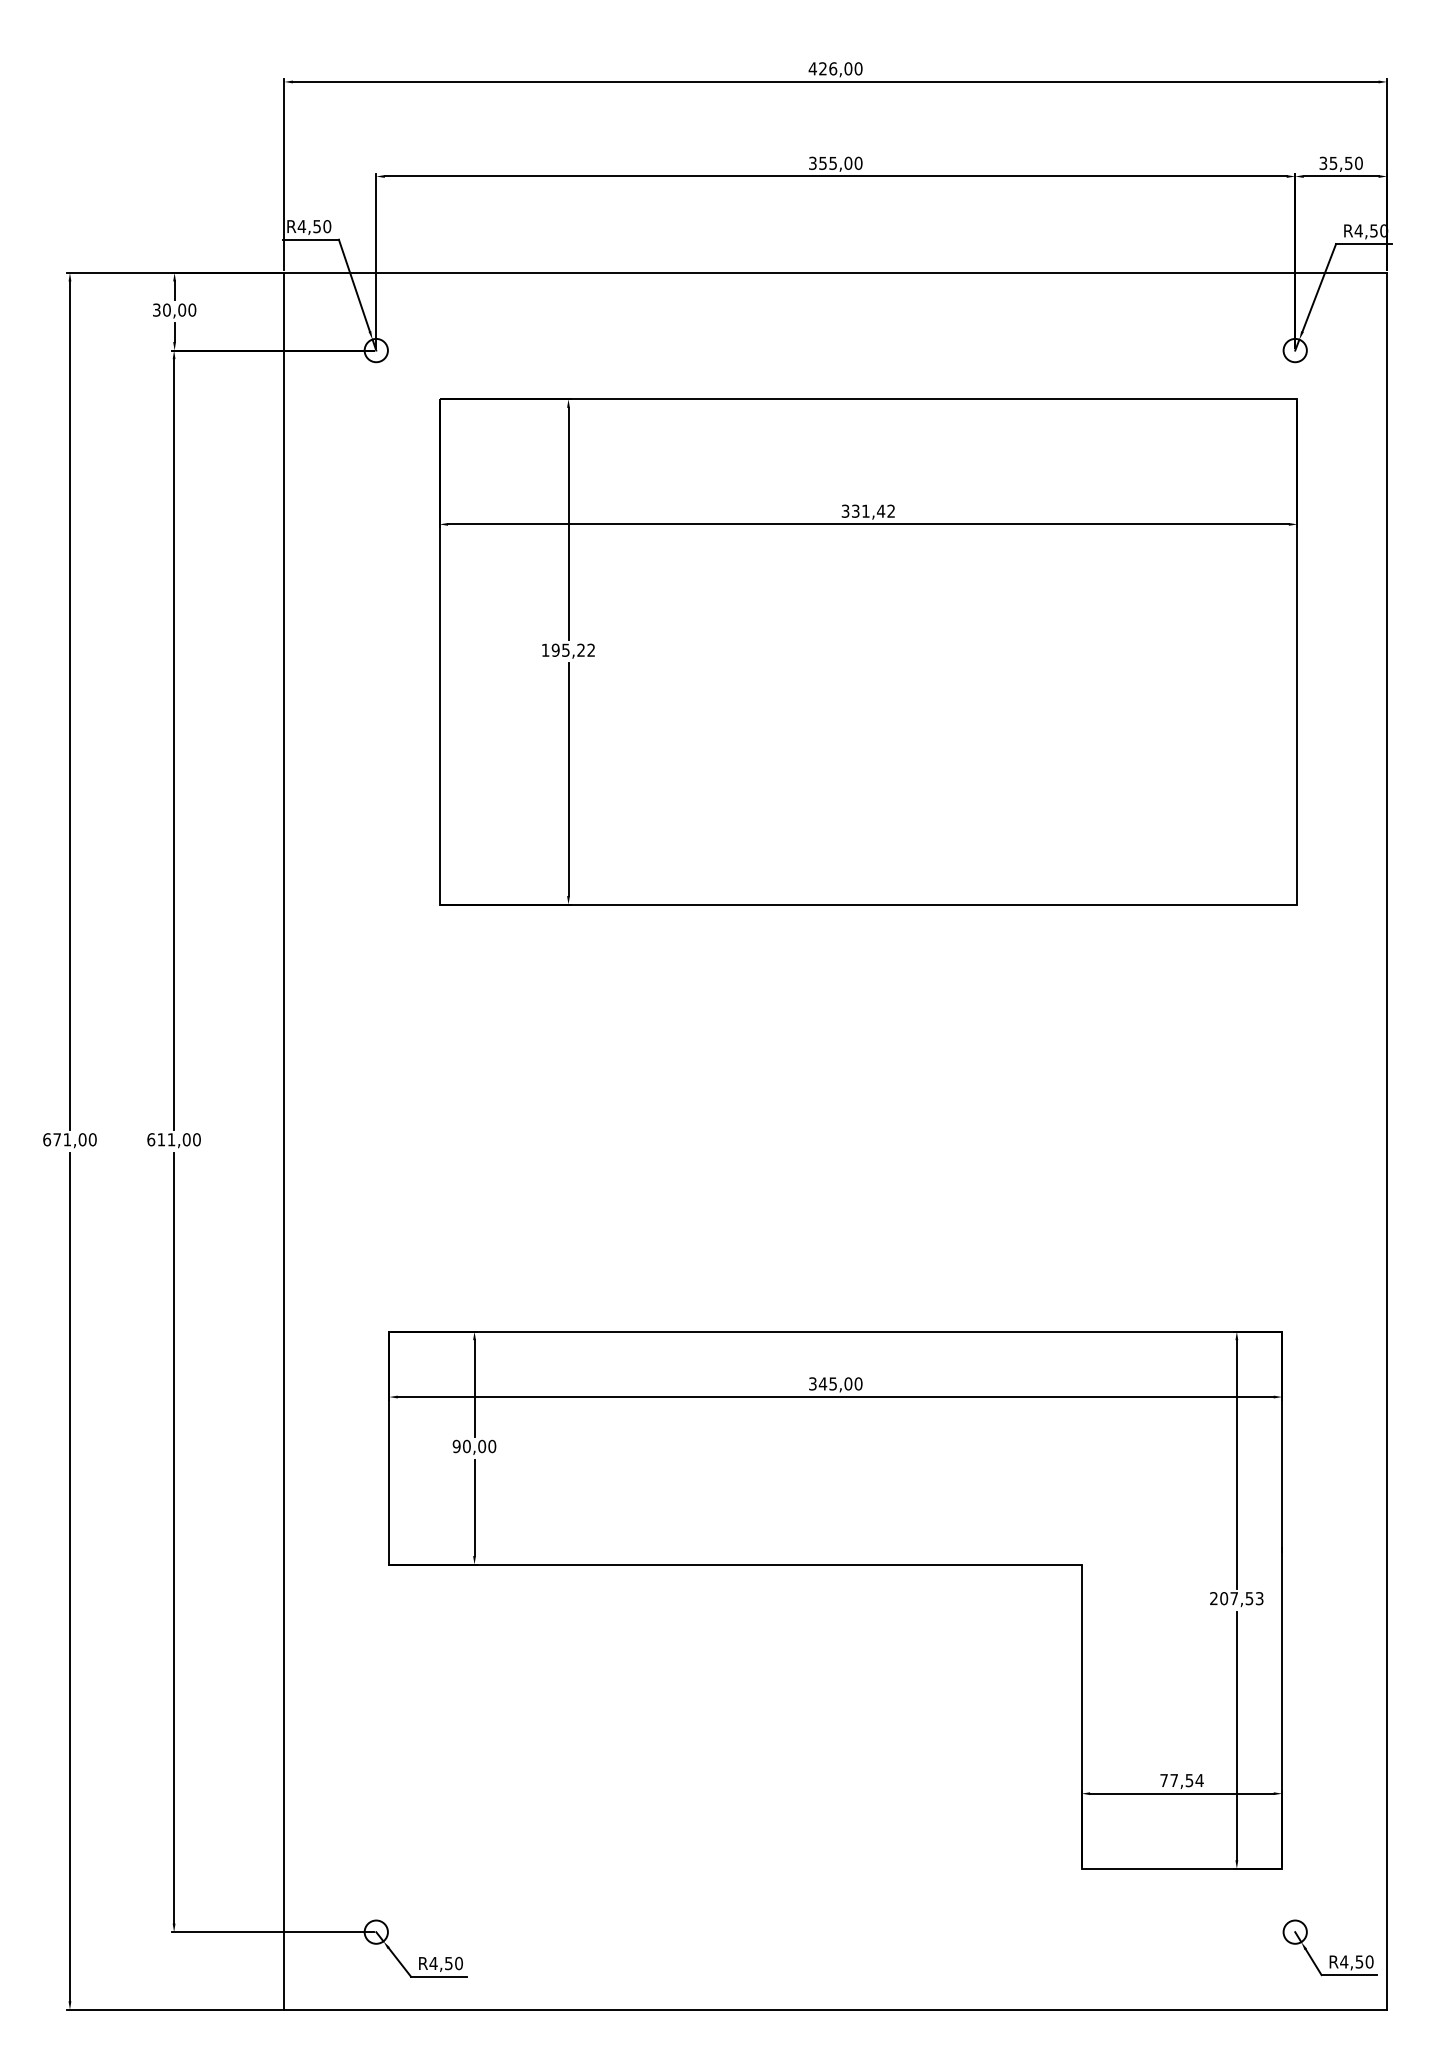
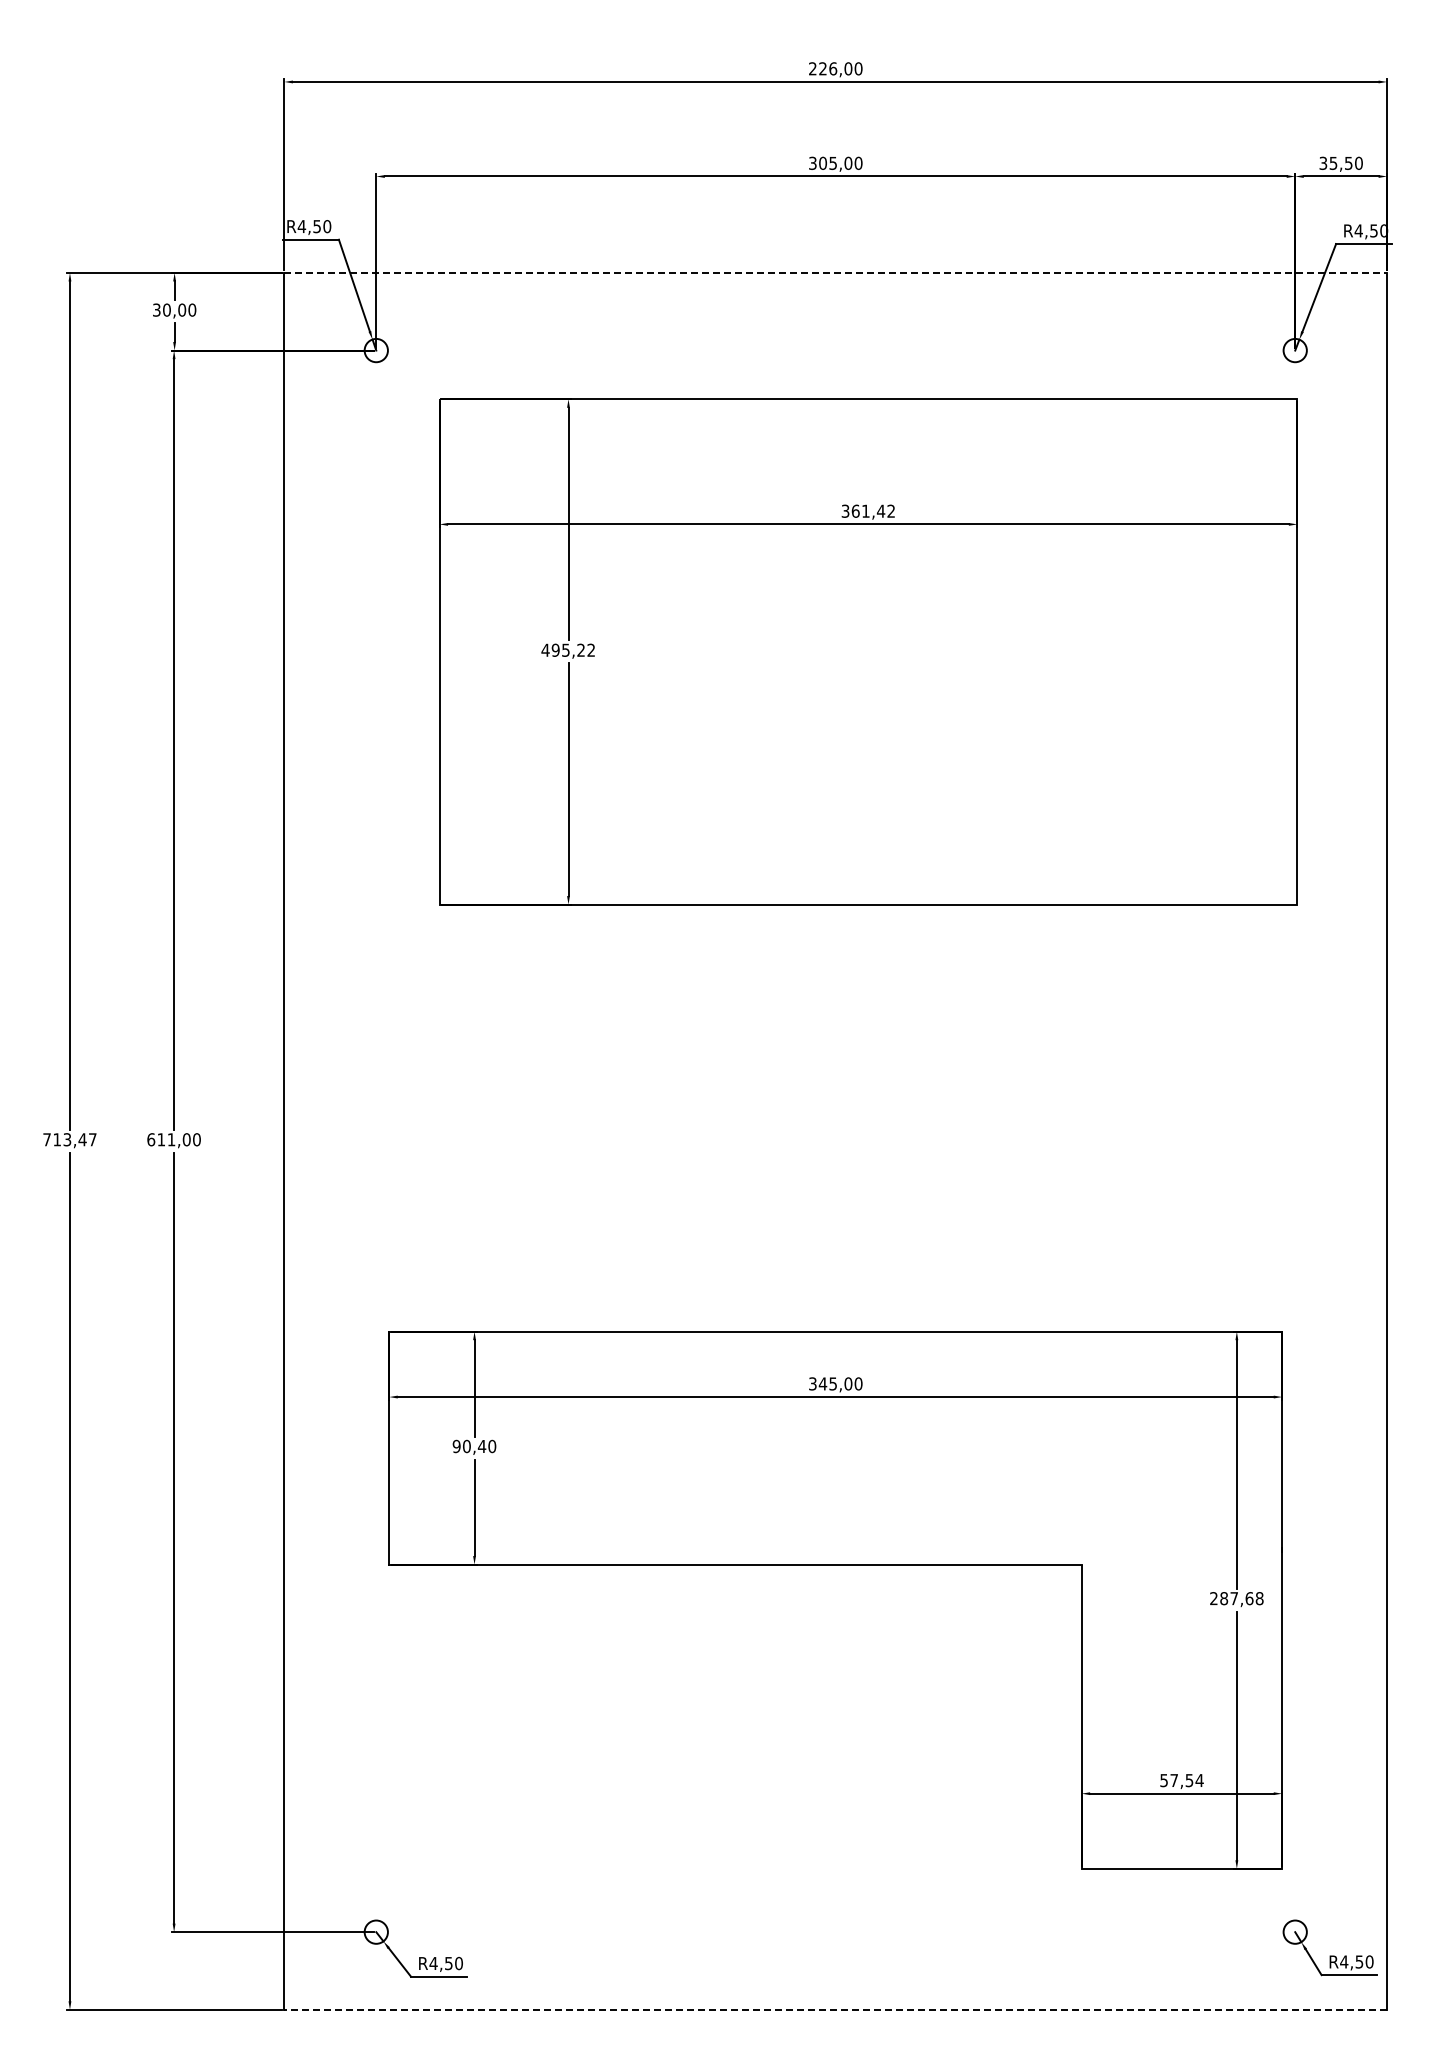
text: 426,00 -> 226,00 (812, 68)
text: 355,00 -> 305,00 (822, 162)
line: solid -> dashed (836, 272)
text: 331,42 -> 361,42 (855, 510)
text: 195,22 -> 495,22 (545, 649)
text: 671,00 -> 713,47 (69, 1139)
text: 90,00 -> 90,40 (481, 1446)
text: 207,53 -> 287,68 (1241, 1598)
text: 77,54 -> 57,54 (1163, 1780)
line: solid -> dashed (835, 2009)
